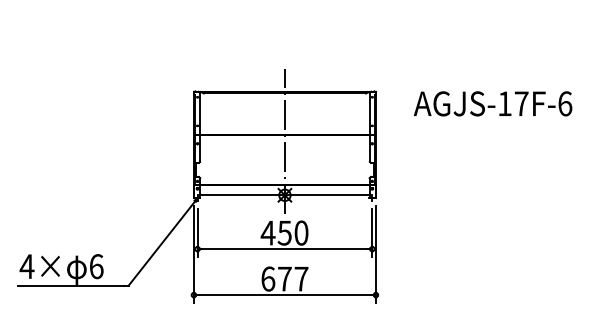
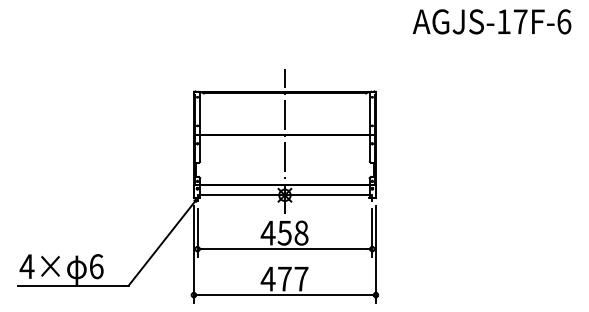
text position: (492, 103) -> (491, 21) (491, 21)
text: 450 -> 458 (301, 233)
text: 677 -> 477 (267, 278)
